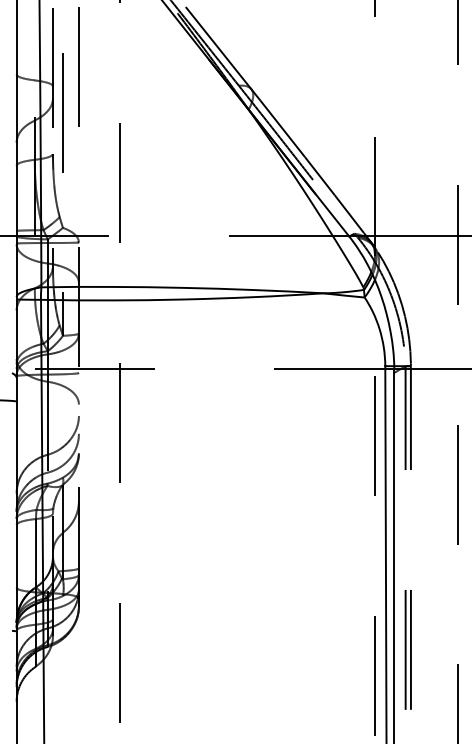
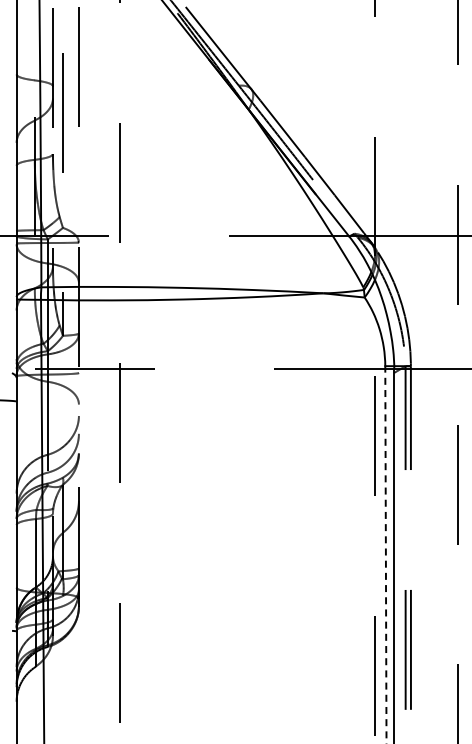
line: solid -> dashed (385, 554)
